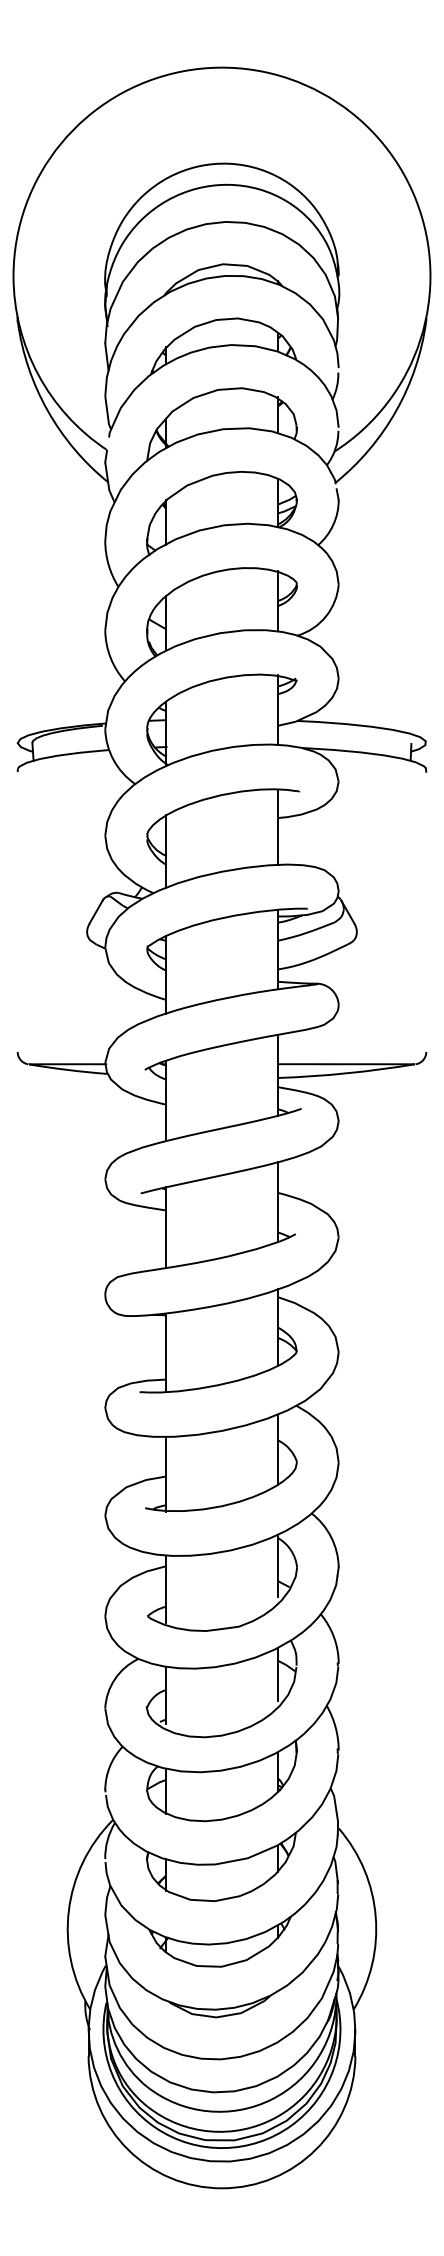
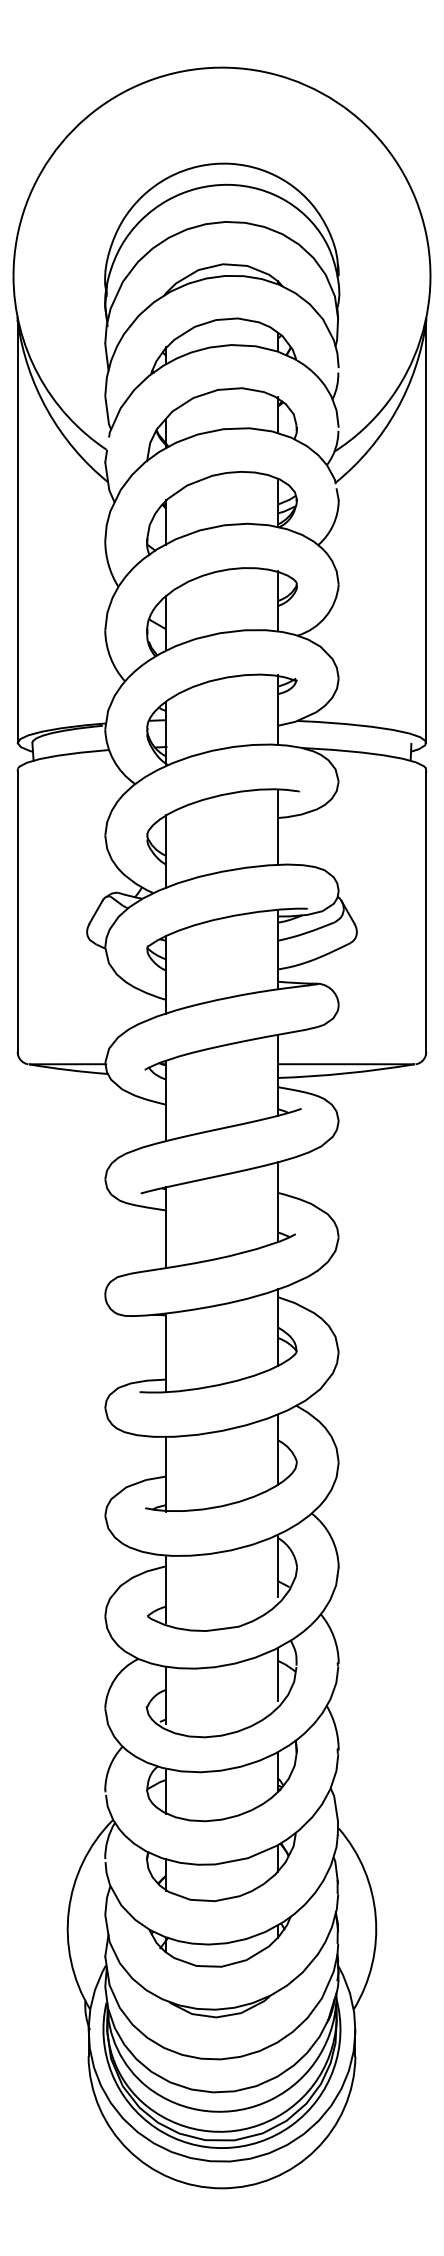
line: none -> present (17, 531)
line: none -> present (426, 531)
line: none -> present (17, 912)
line: none -> present (426, 912)
